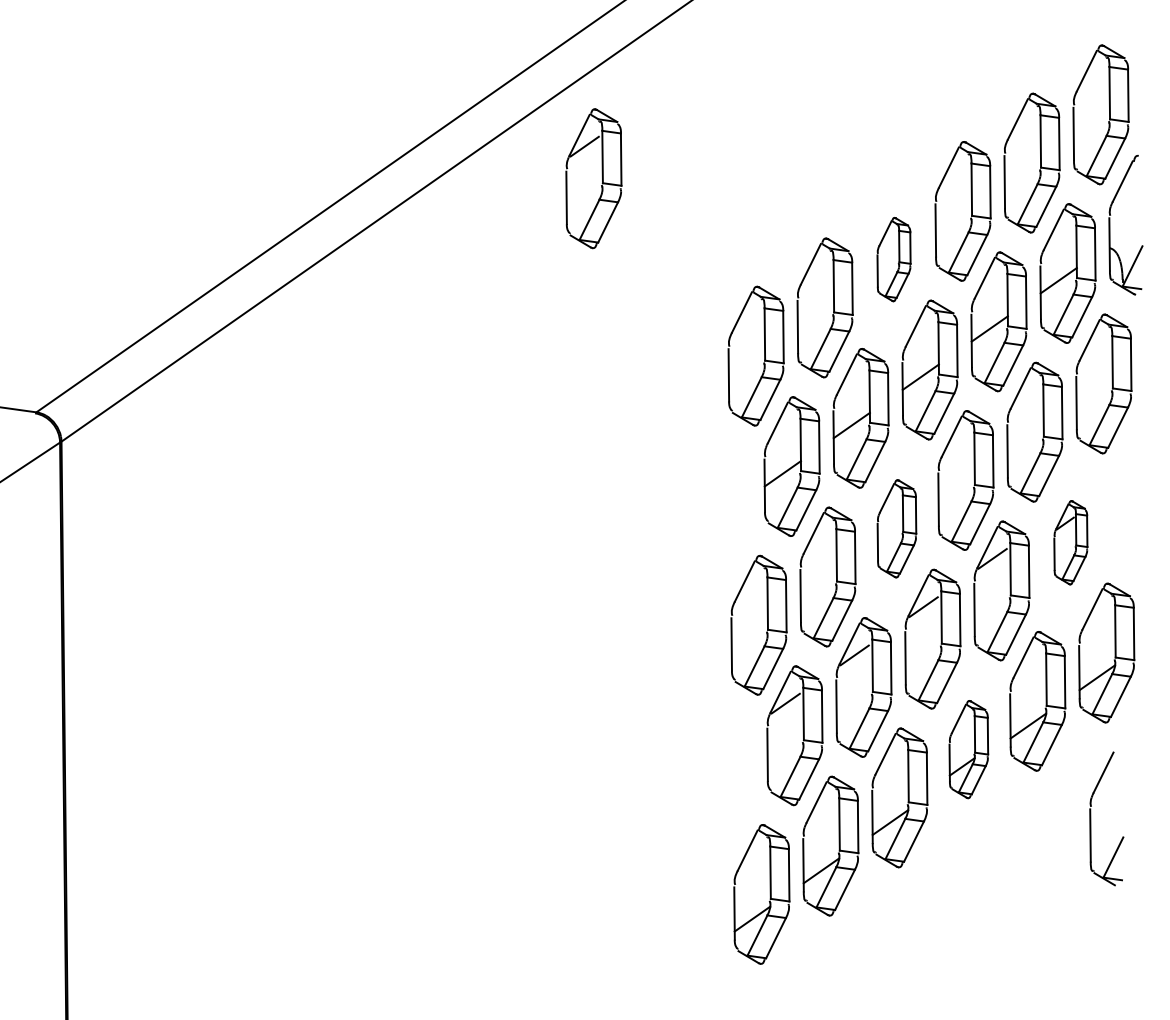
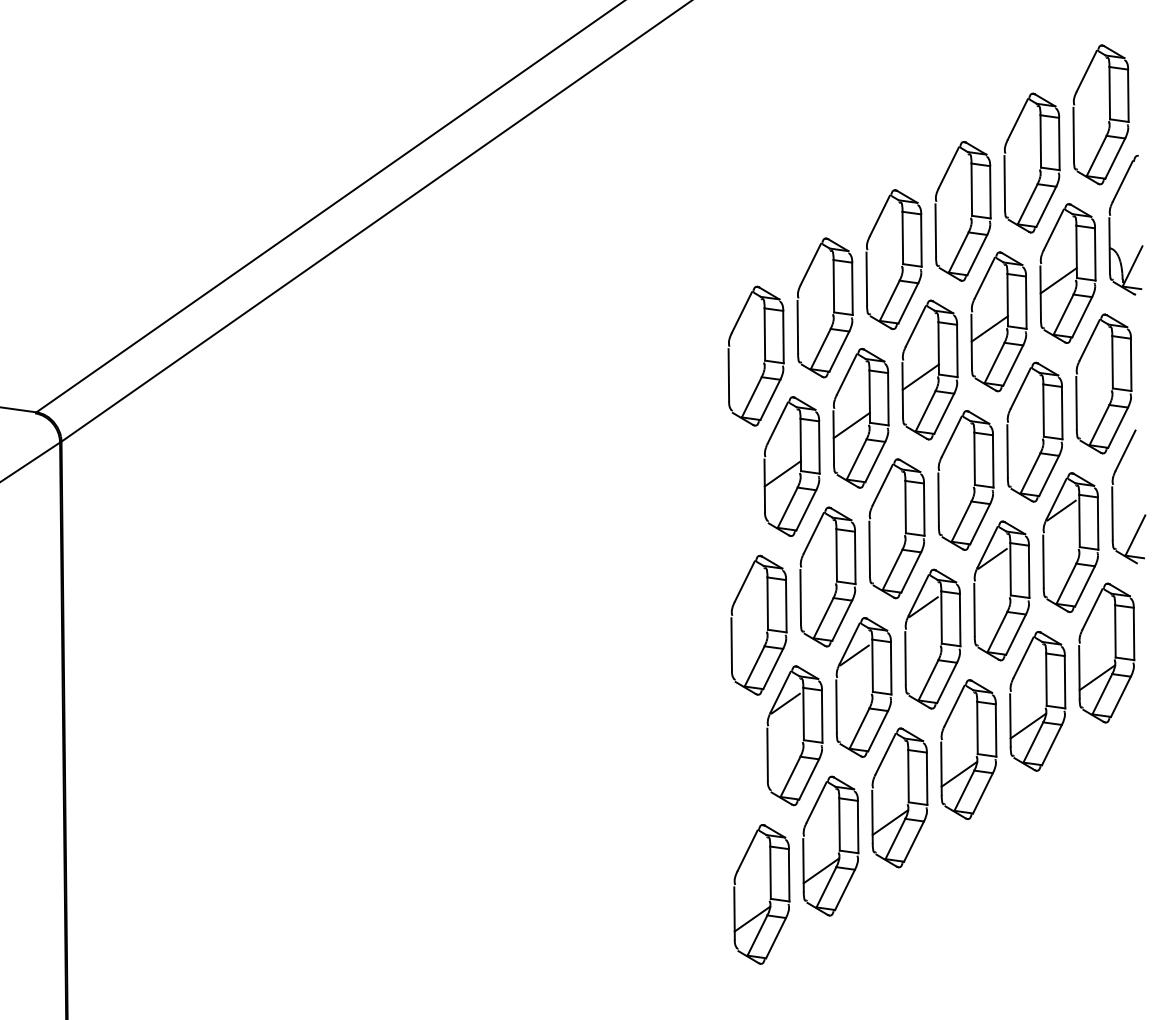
part: present -> none (593, 178)
part size: 36x86 px -> 58x141 px (893, 259)
part size: 42x100 px -> 58x142 px (896, 528)
part size: 36x86 px -> 58x142 px (1070, 542)
part size: 42x100 px -> 58x141 px (968, 749)
part position: (1091, 818) -> (1113, 496) (1113, 496)
